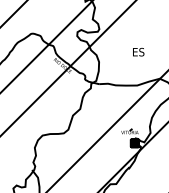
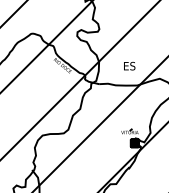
text position: (138, 52) -> (129, 66) (129, 66)
line position: (68, 68) -> (80, 80) (80, 80)
line position: (107, 131) -> (100, 124) (100, 124)
